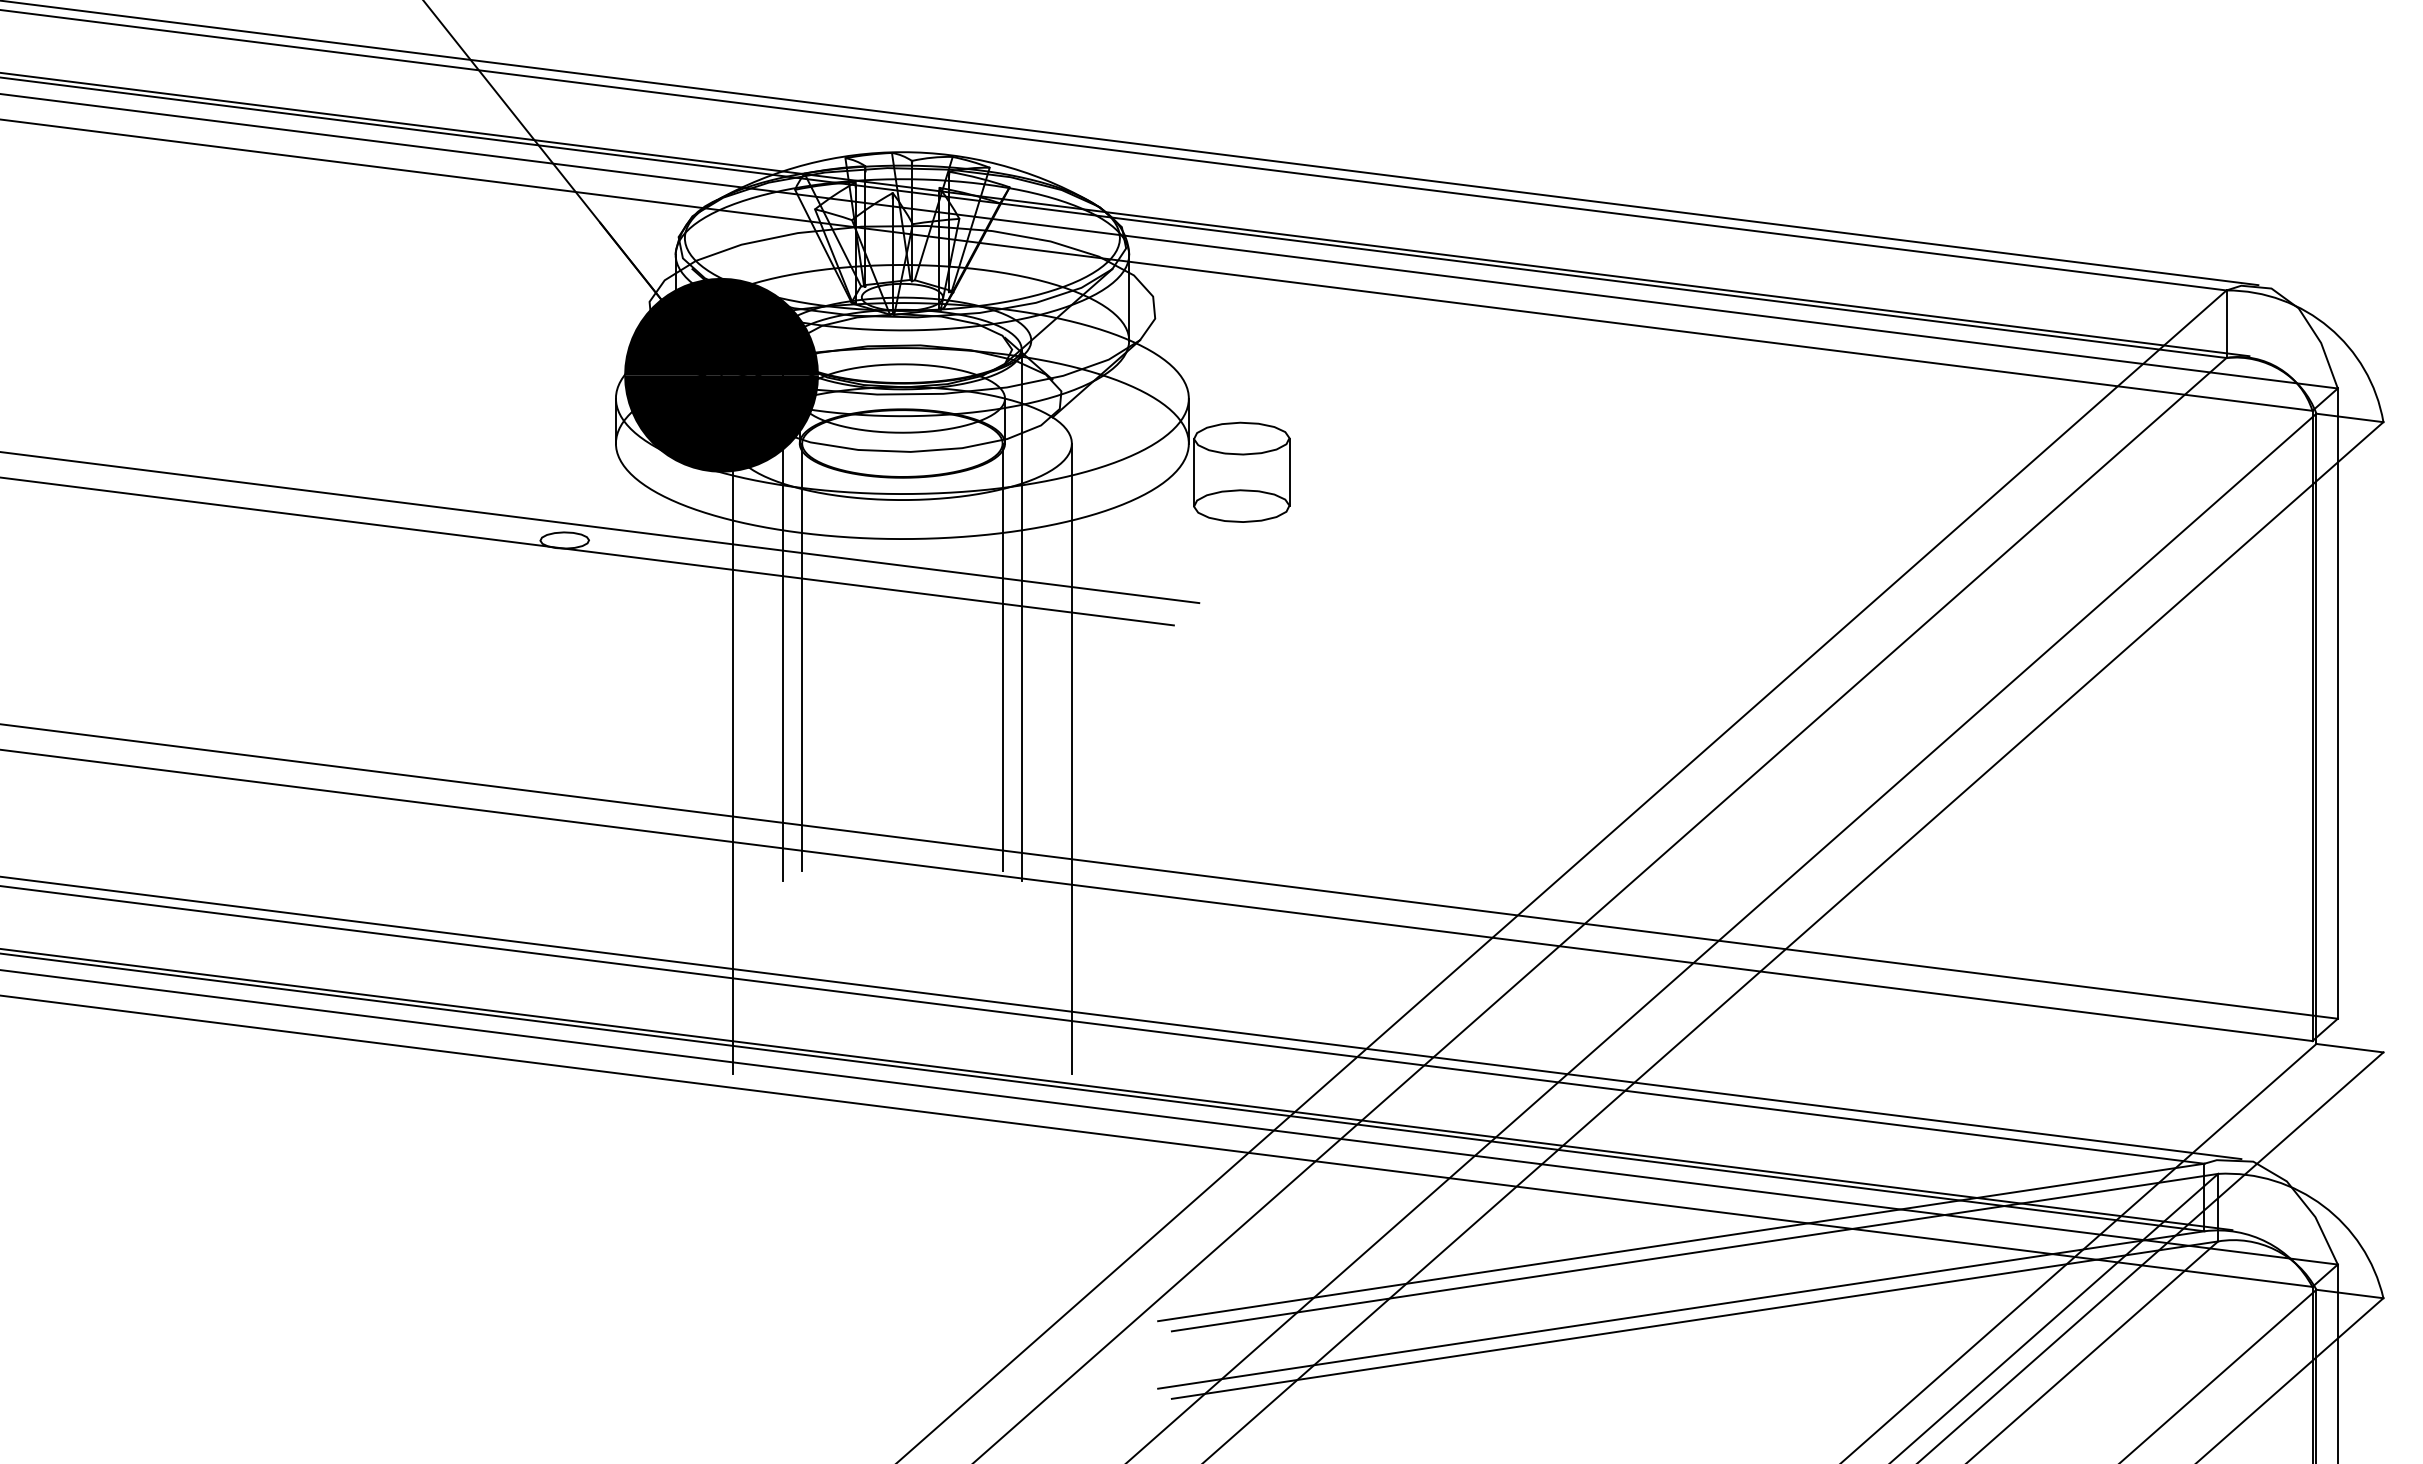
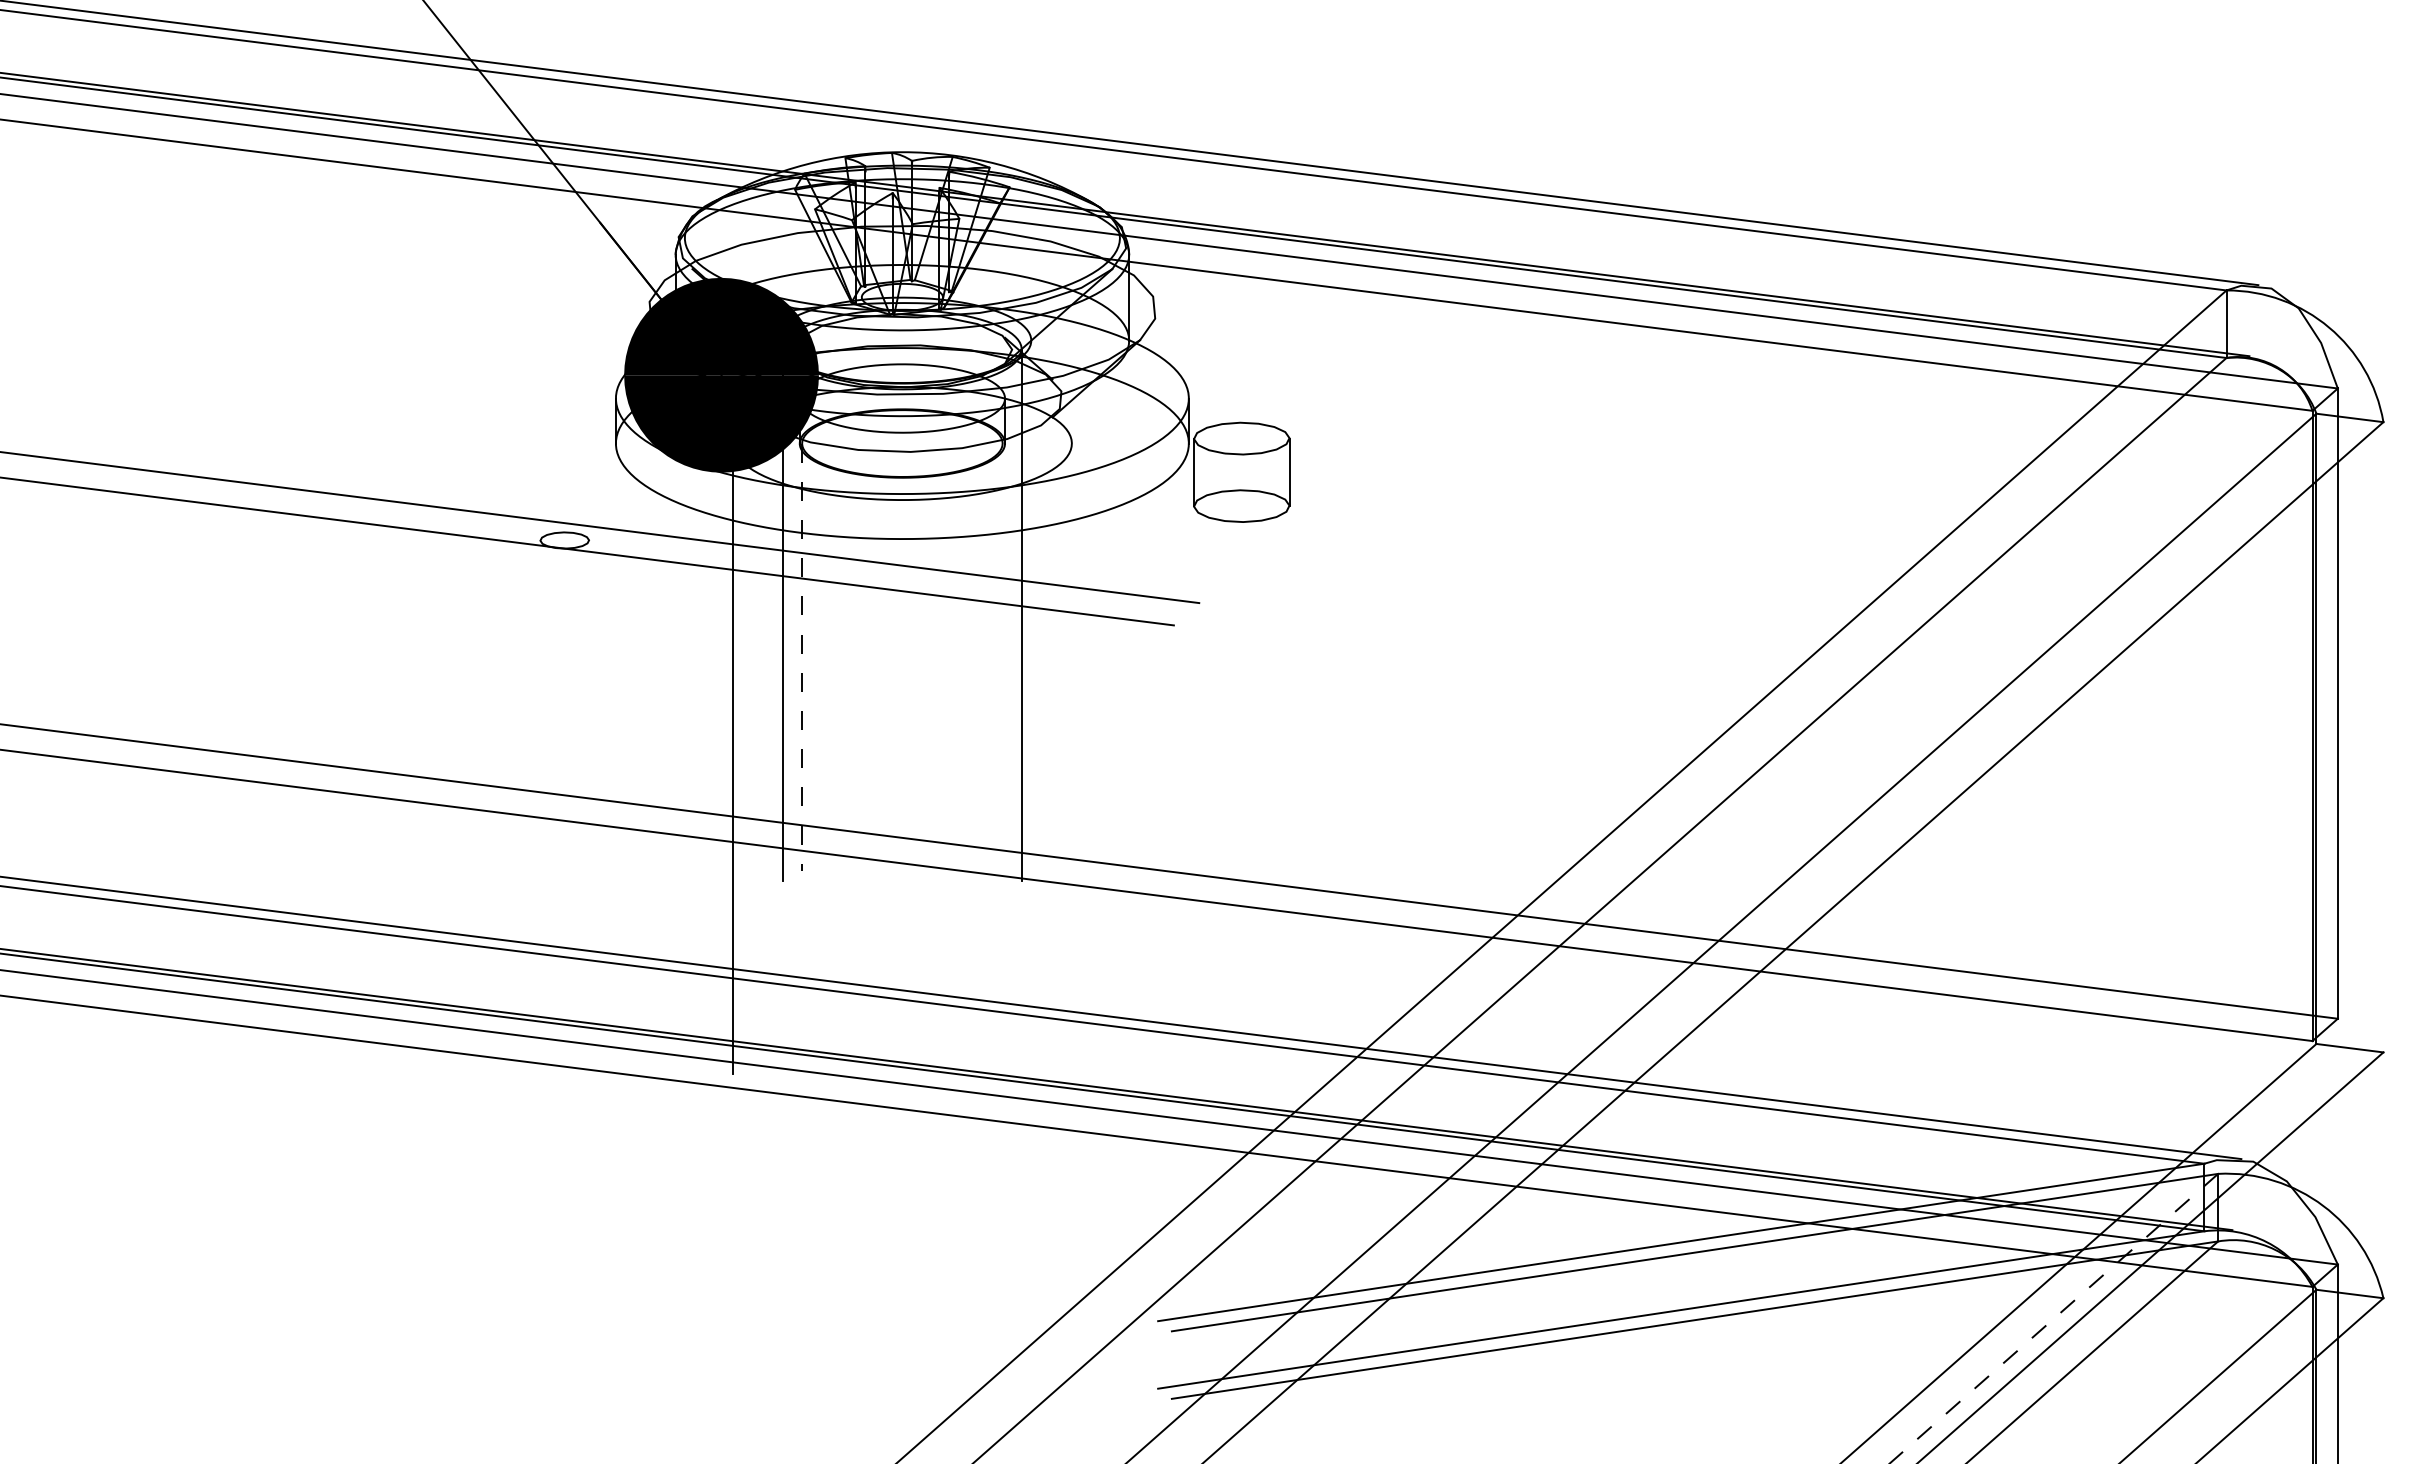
line: solid -> dashed (802, 657)
line: present -> none (1002, 657)
line: present -> none (1071, 758)
line: solid -> dashed (2053, 1318)
